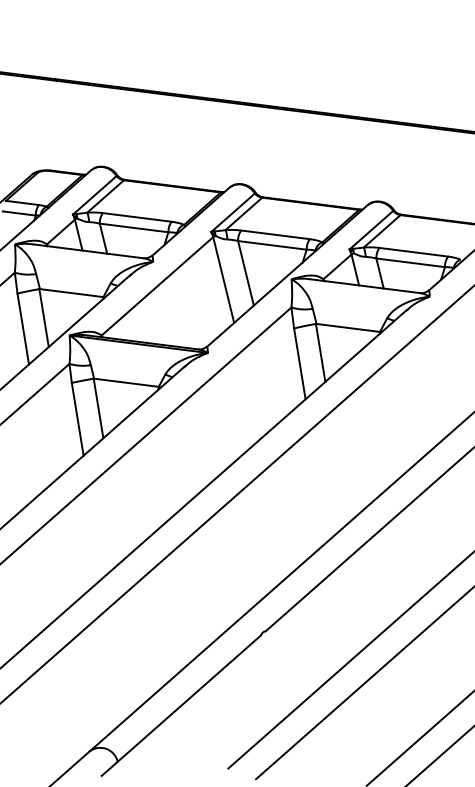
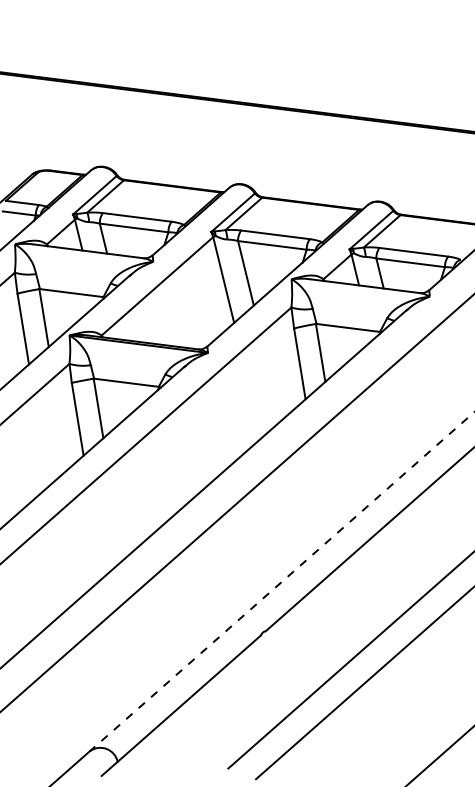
line position: (236, 494) -> (236, 503) (236, 503)
line: solid -> dashed (281, 581)
line: present -> none (419, 738)
